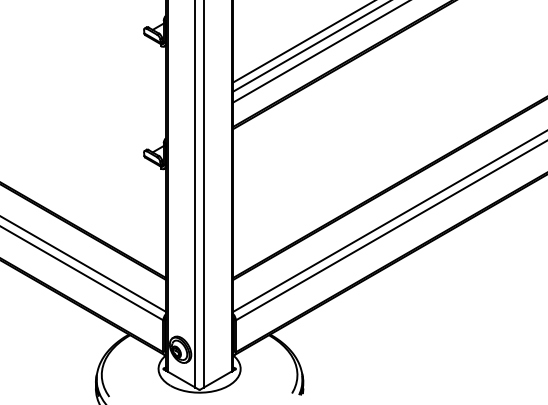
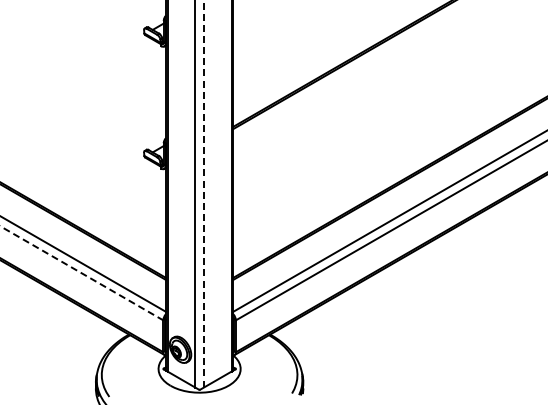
line: present -> none (302, 42)
line: present -> none (310, 46)
line: present -> none (319, 52)
line: solid -> dashed (203, 193)
line: solid -> dashed (81, 273)
